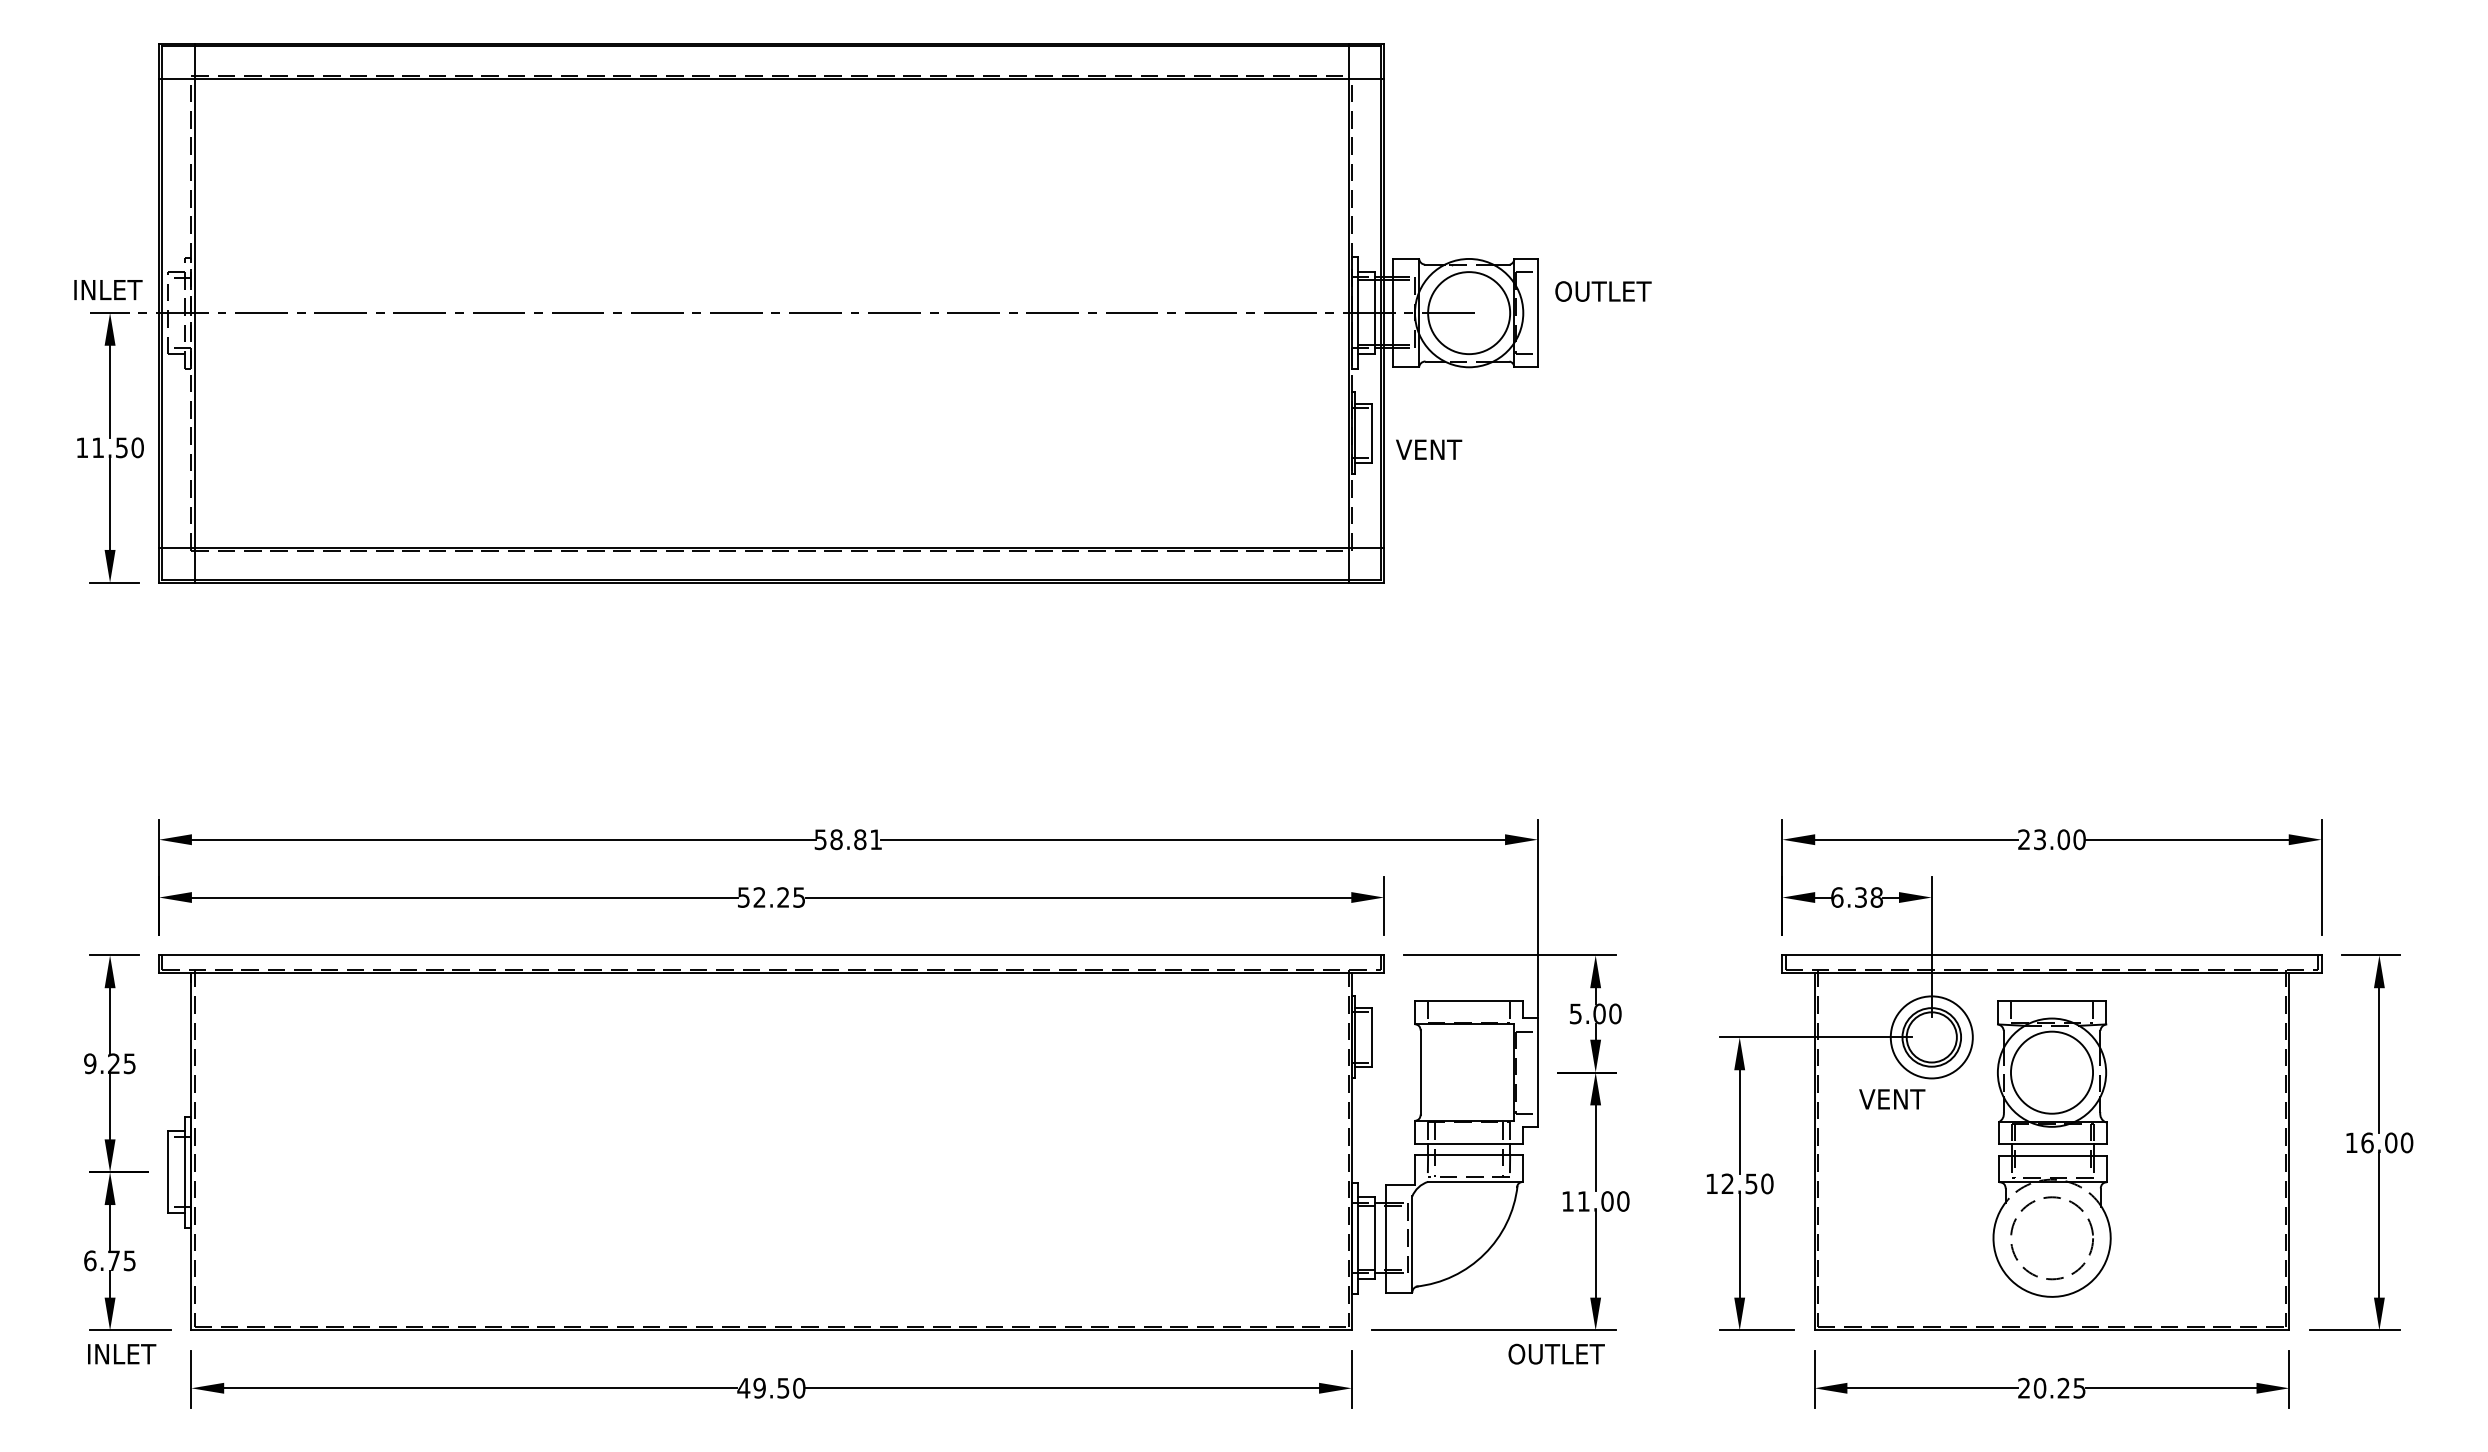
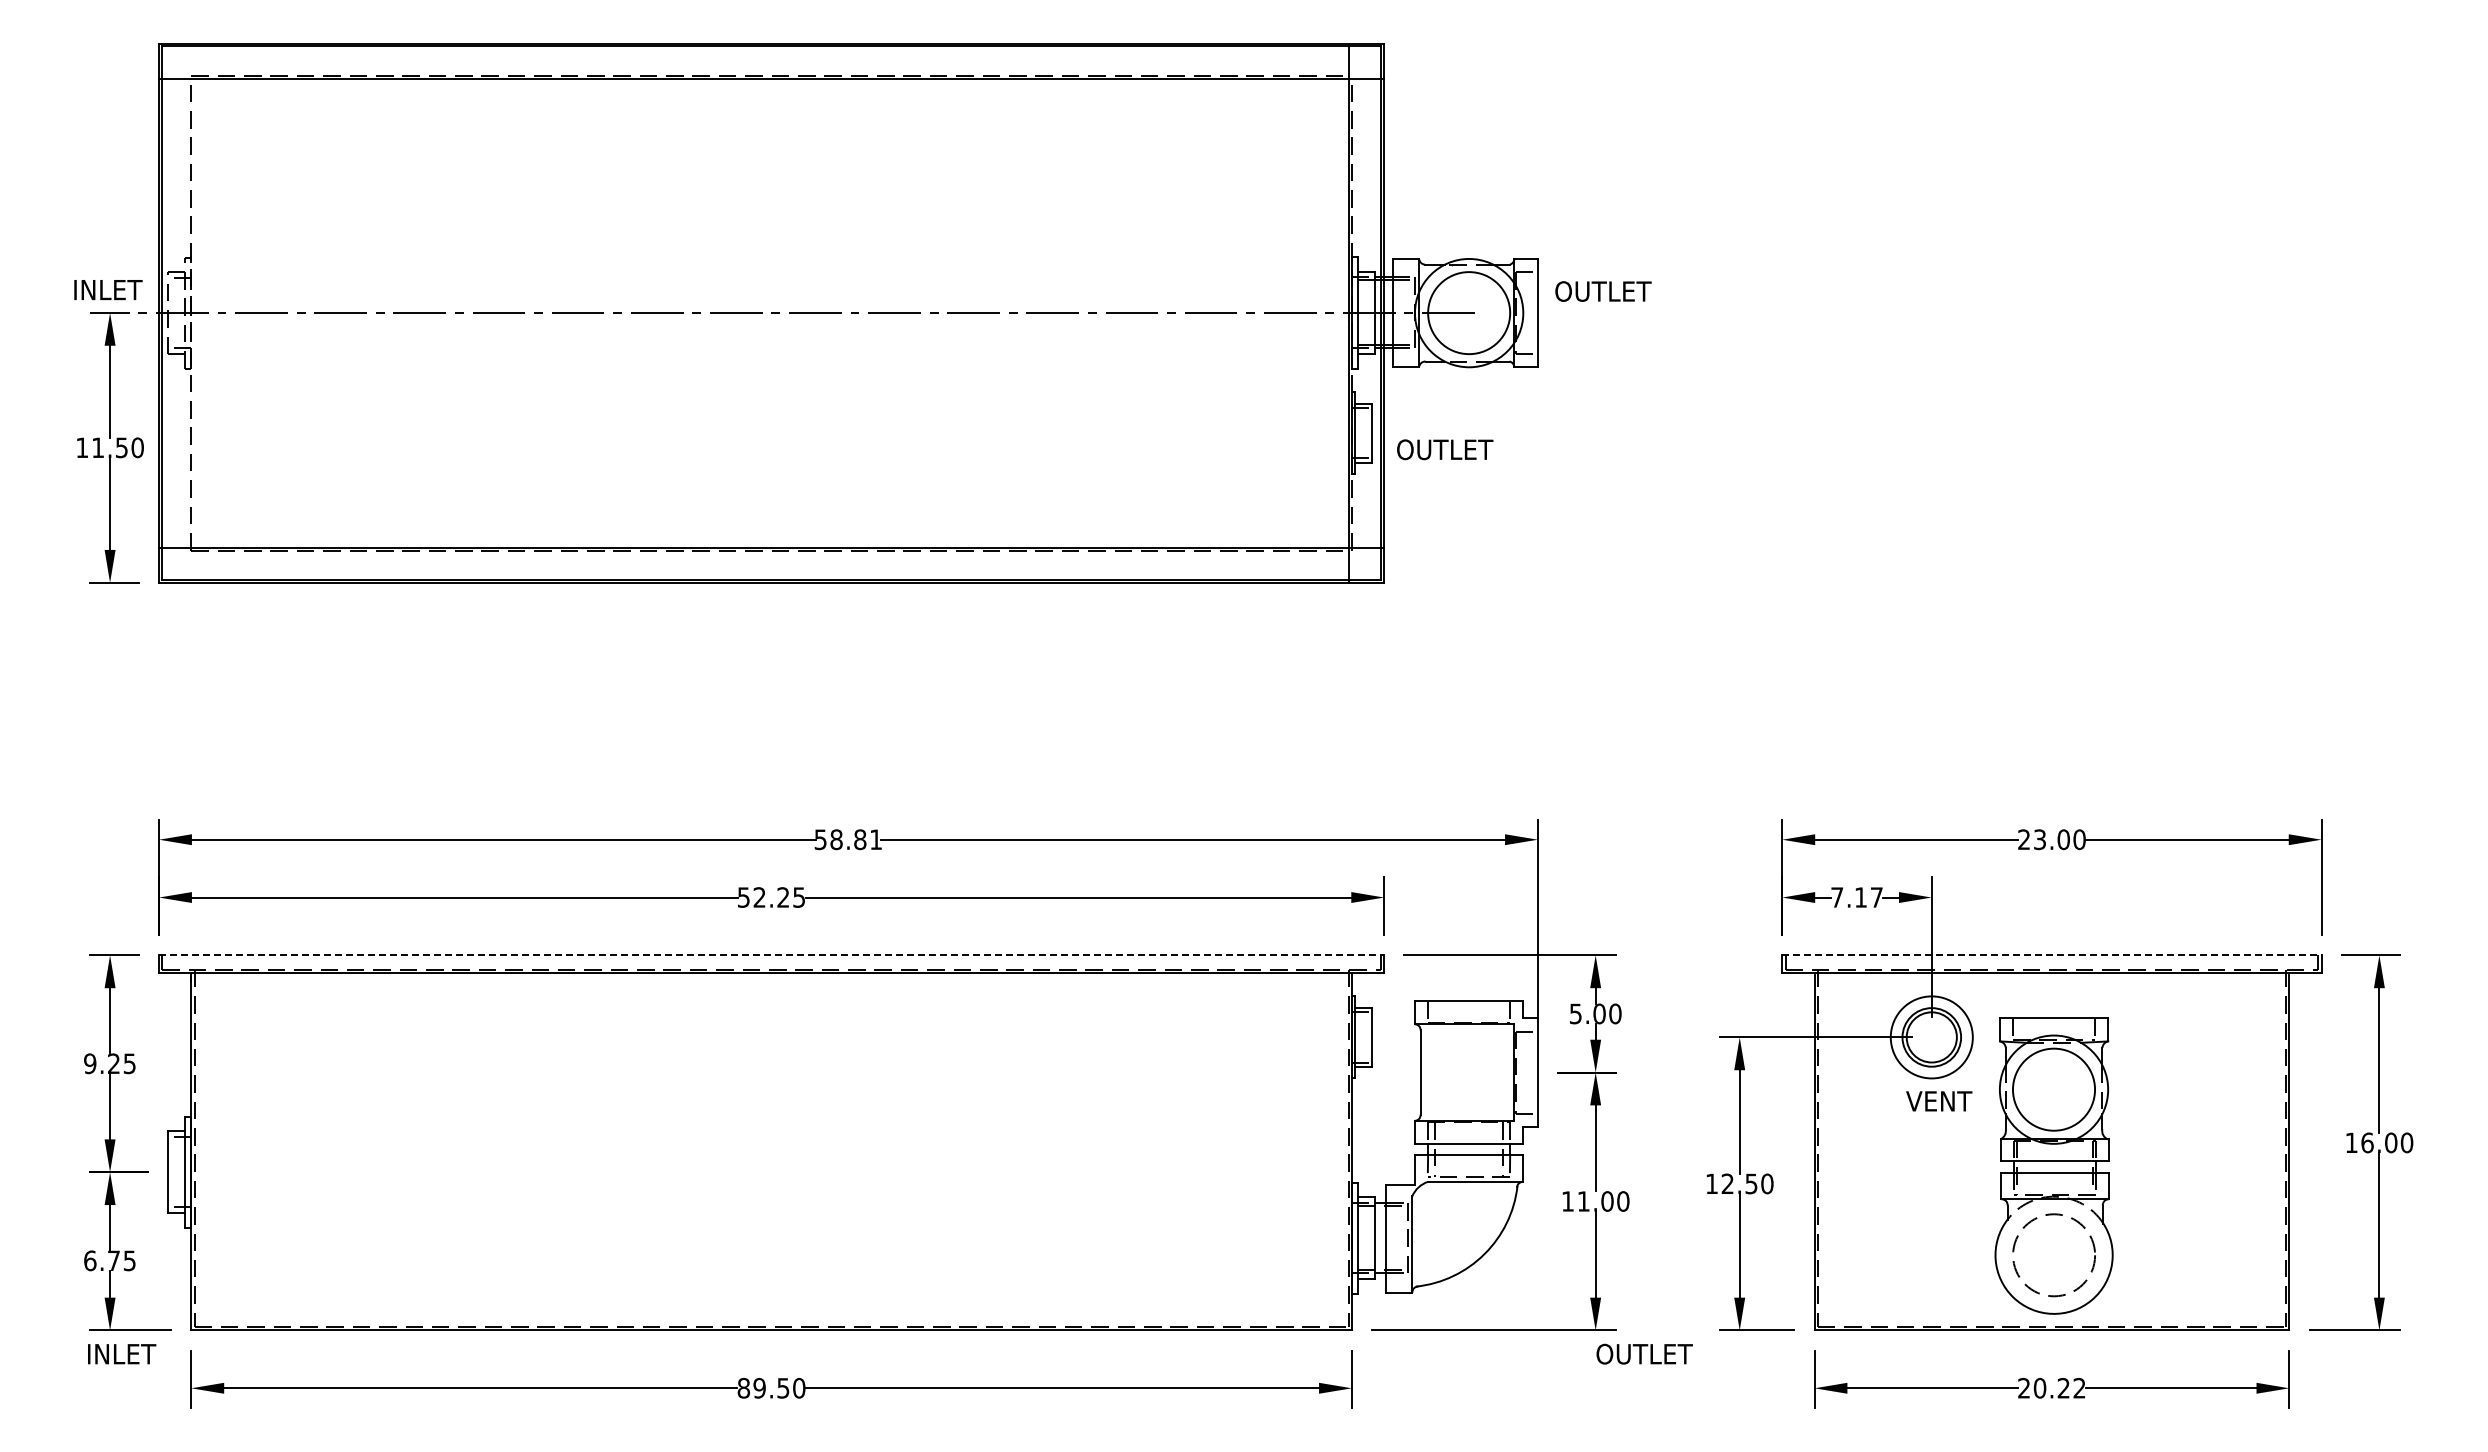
line: present -> none (194, 312)
text: VENT -> OUTLET (1444, 449)
text: 6.38 -> 7.17 (1856, 897)
line: solid -> dashed (771, 955)
line: solid -> dashed (2051, 955)
text position: (1892, 1099) -> (1939, 1101) (1939, 1101)
part position: (2051, 1148) -> (2053, 1165) (2053, 1165)
text position: (1556, 1353) -> (1644, 1353) (1644, 1353)
text: 49.50 -> 89.50 (743, 1387)
text: 20.25 -> 20.22 (2079, 1387)
